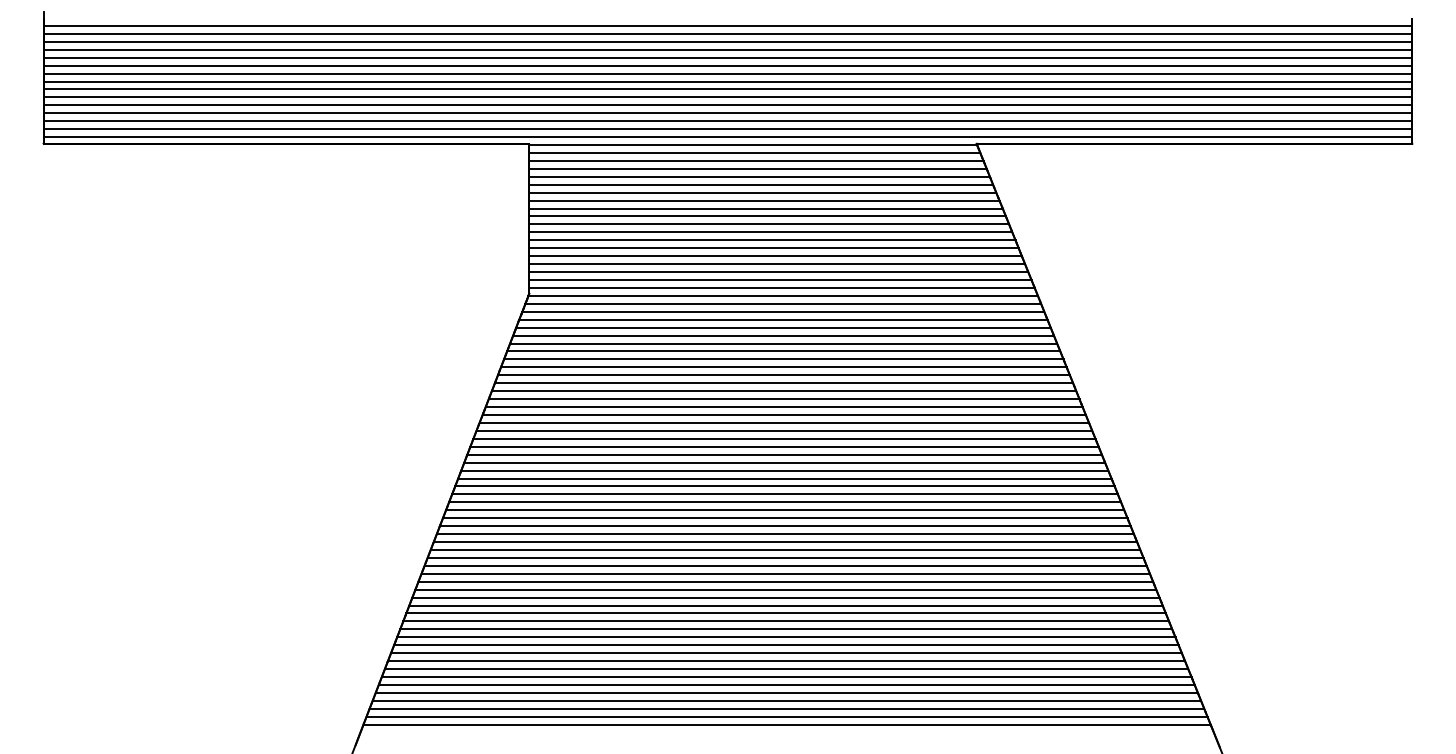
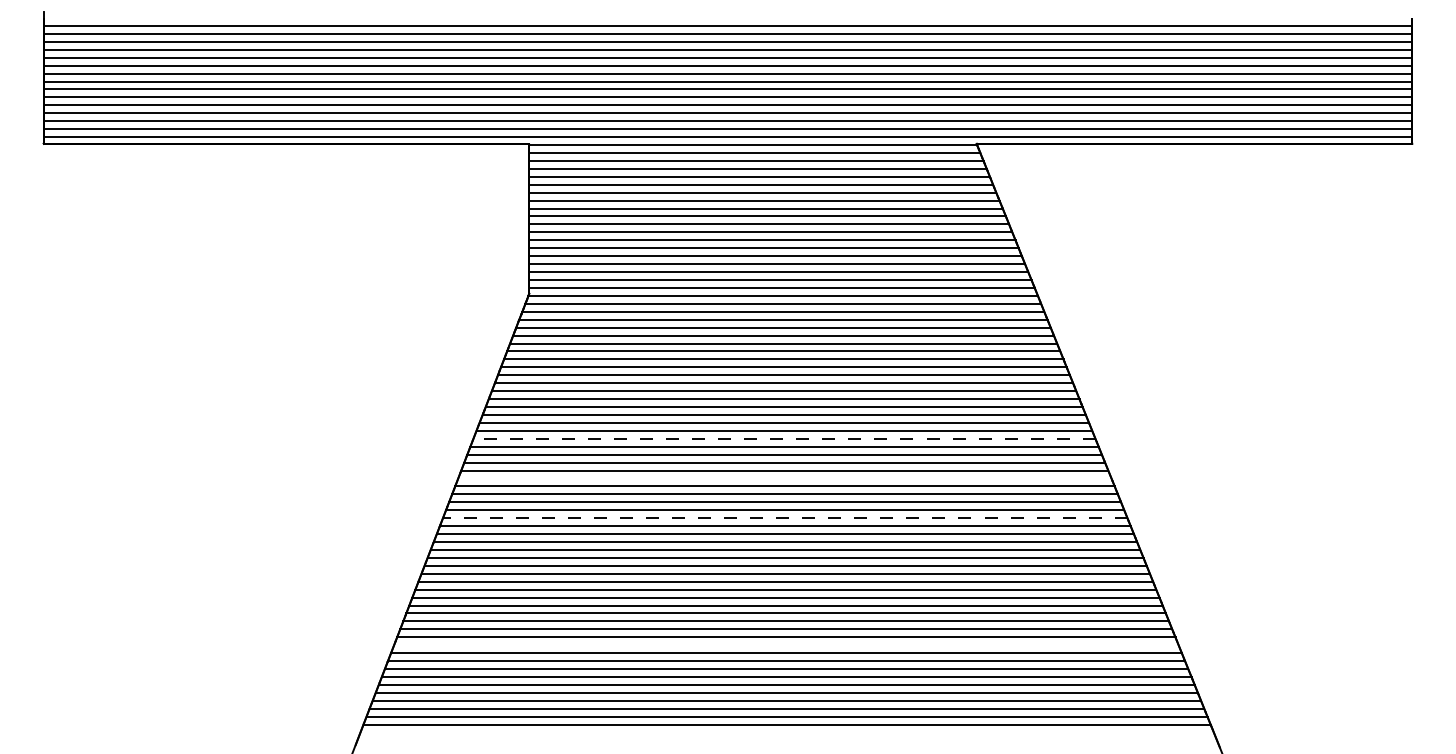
line: solid -> dashed (783, 438)
line: present -> none (784, 478)
line: solid -> dashed (784, 518)
line: present -> none (786, 645)
